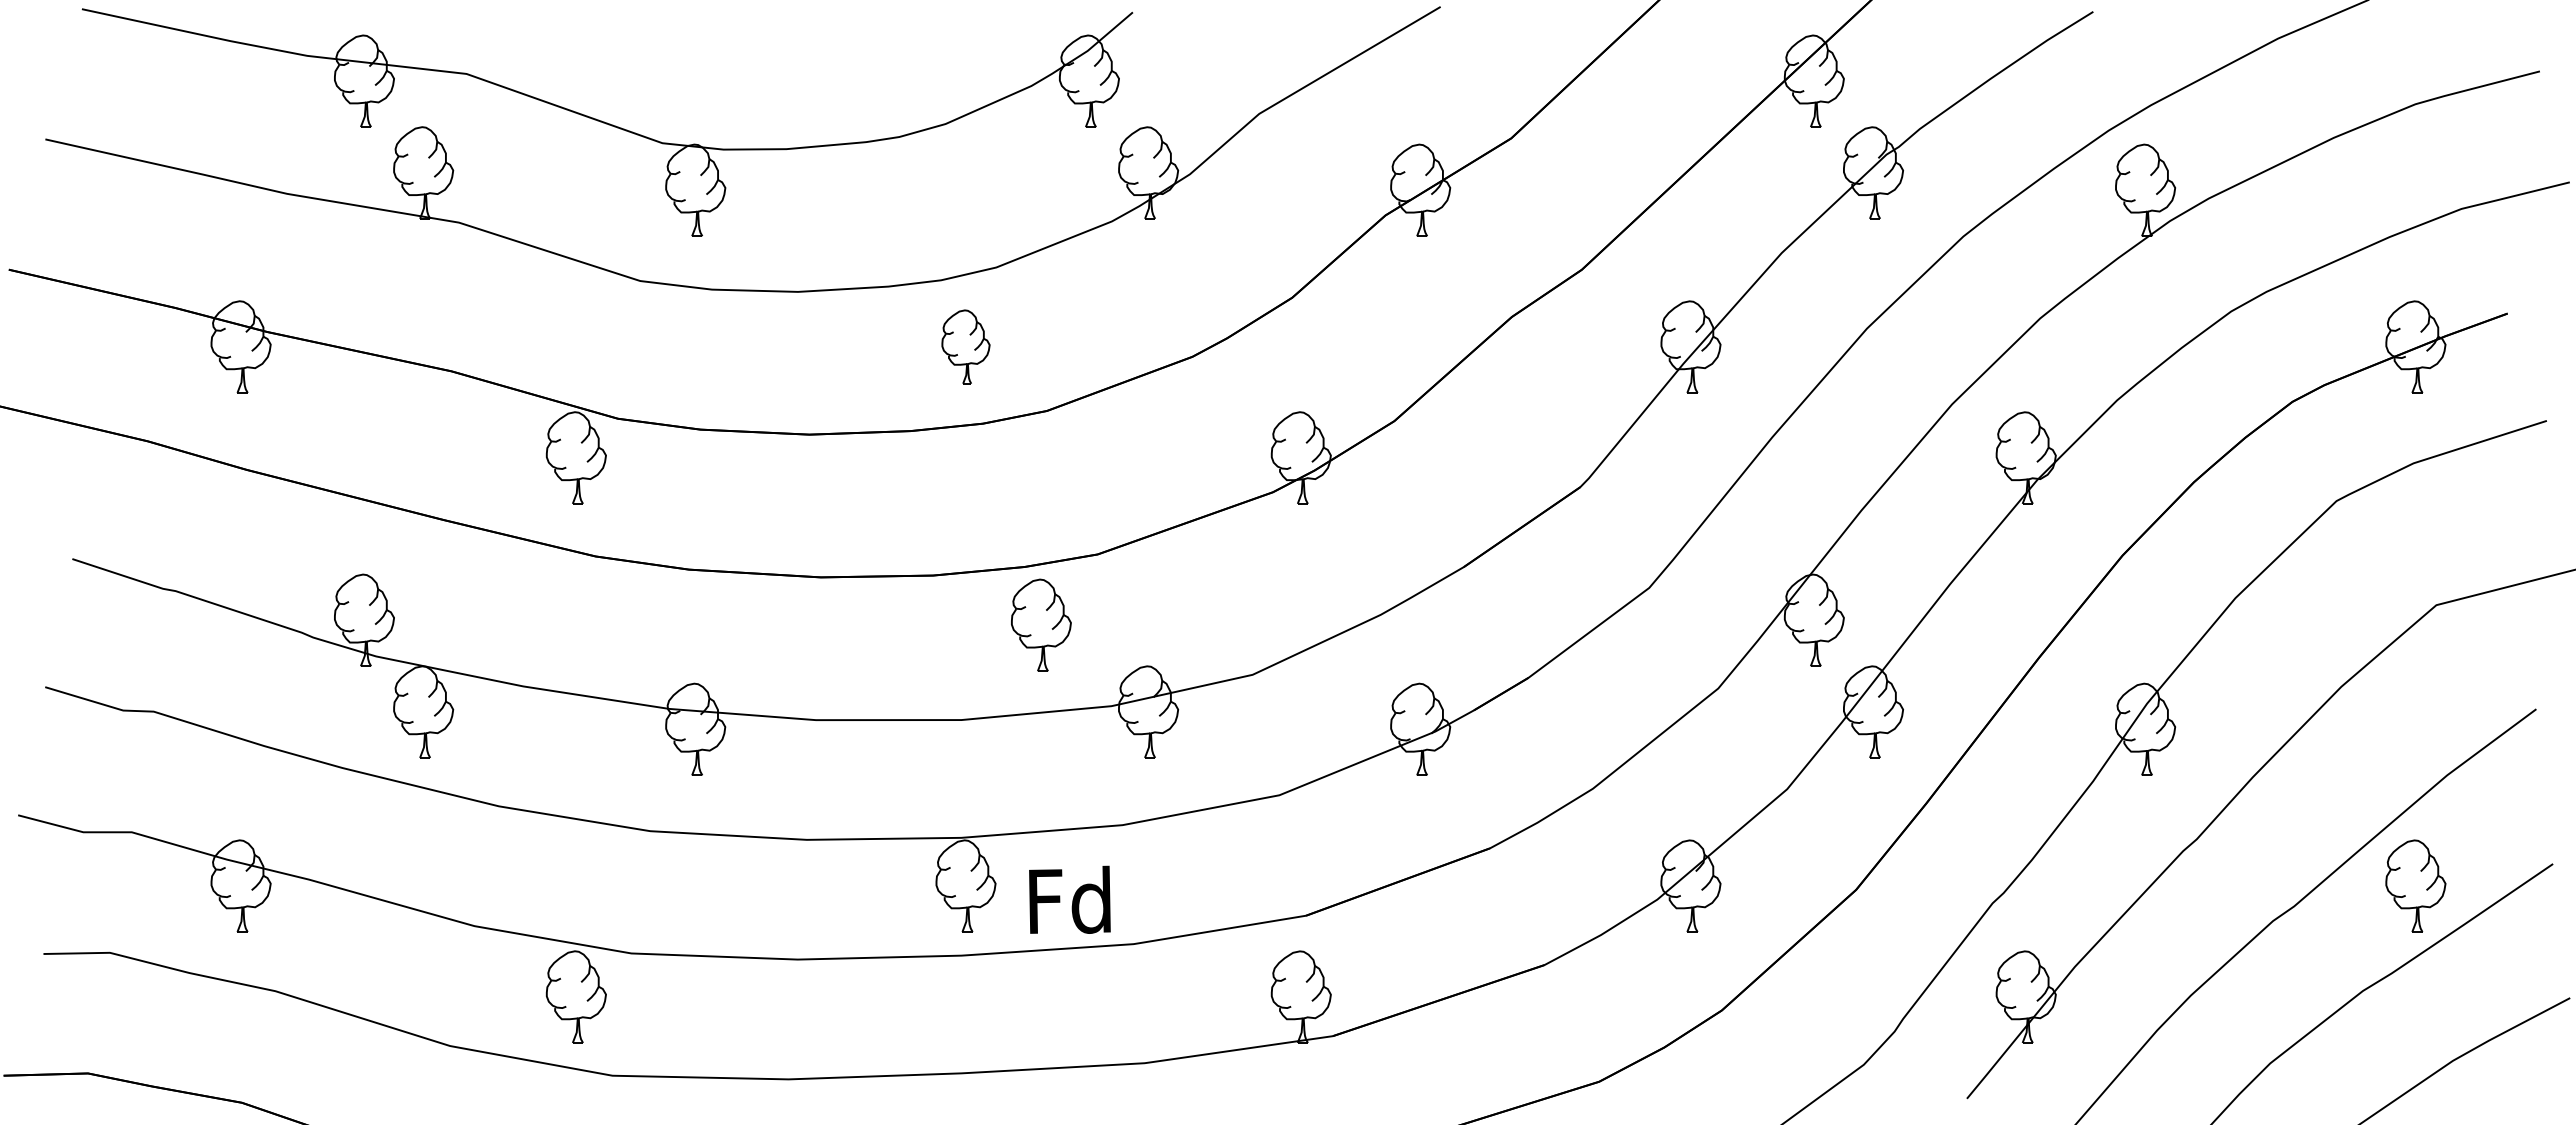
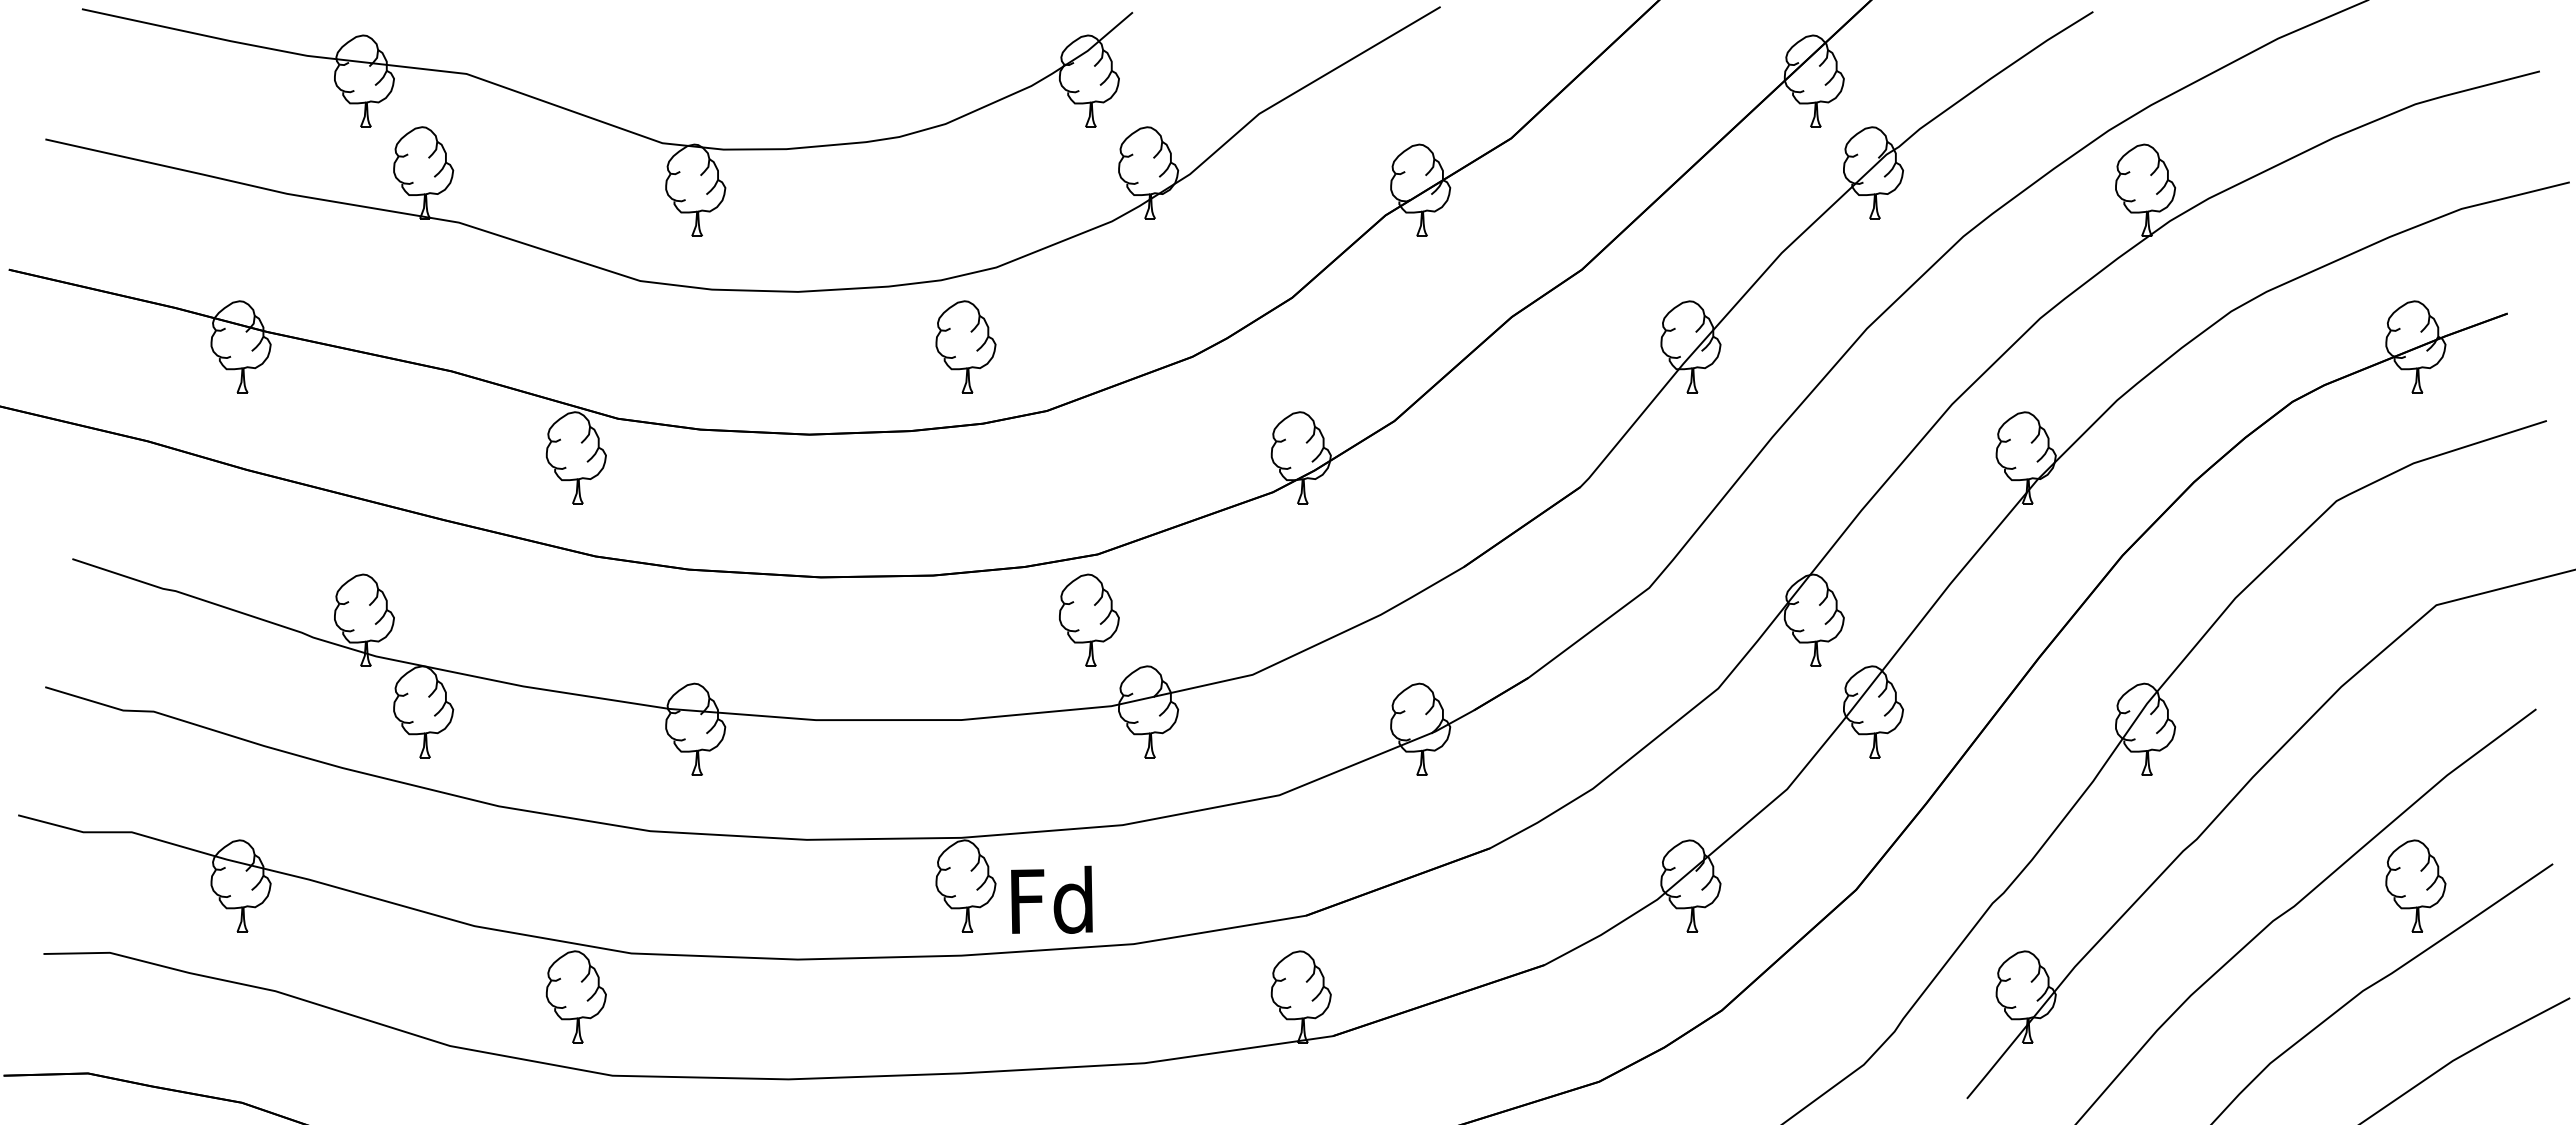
part size: 50x76 px -> 62x94 px (965, 346)
part position: (1041, 624) -> (1089, 619) (1089, 619)
text position: (1069, 899) -> (1051, 899) (1051, 899)
